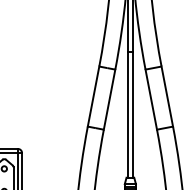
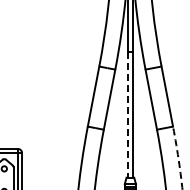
line: solid -> dashed (127, 114)
arc: solid -> dashed (178, 158)
